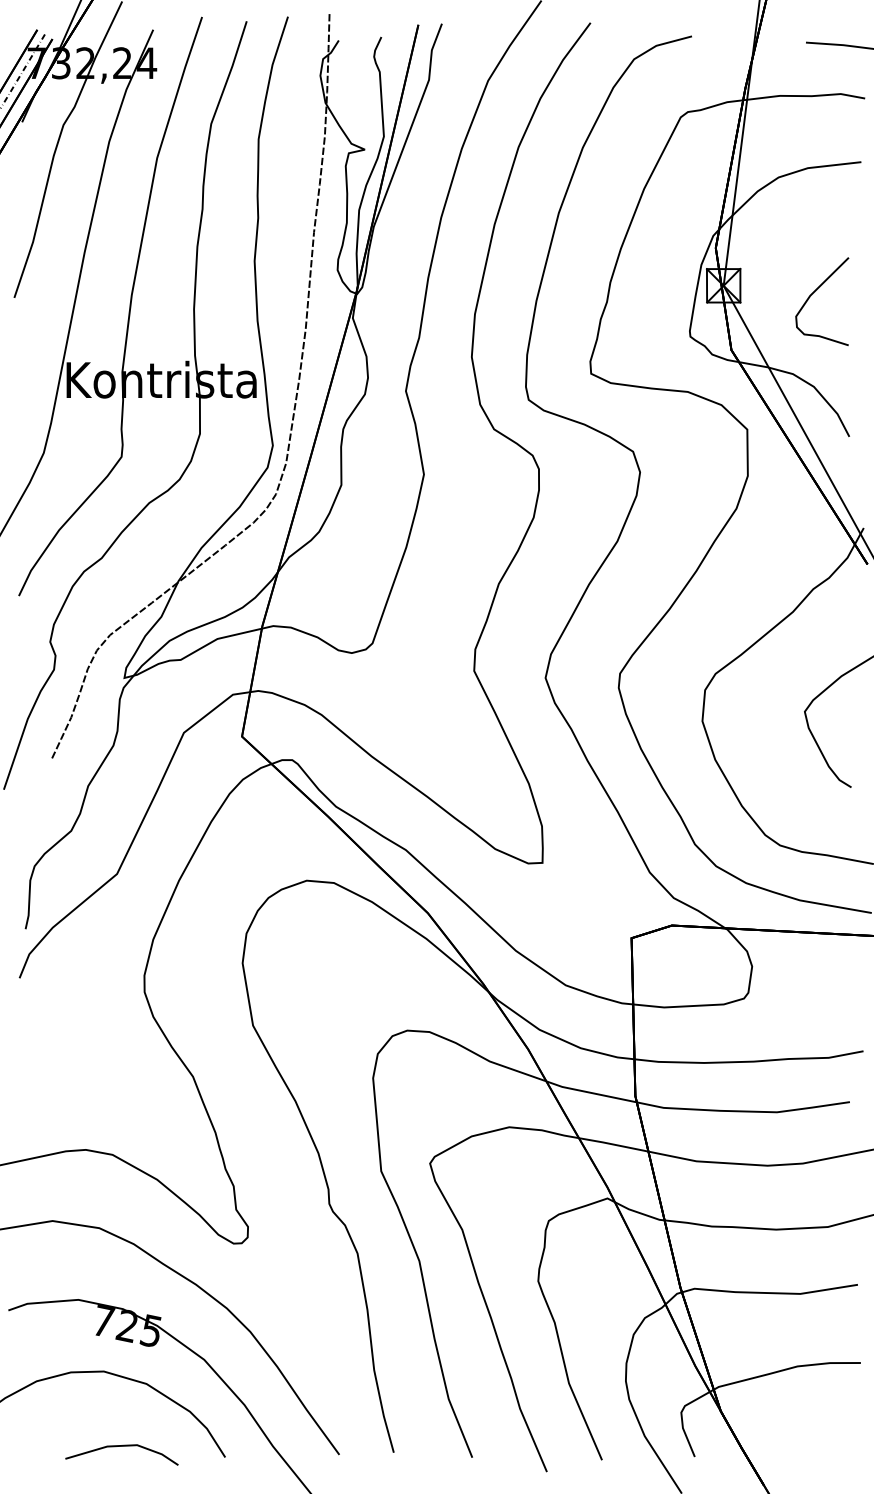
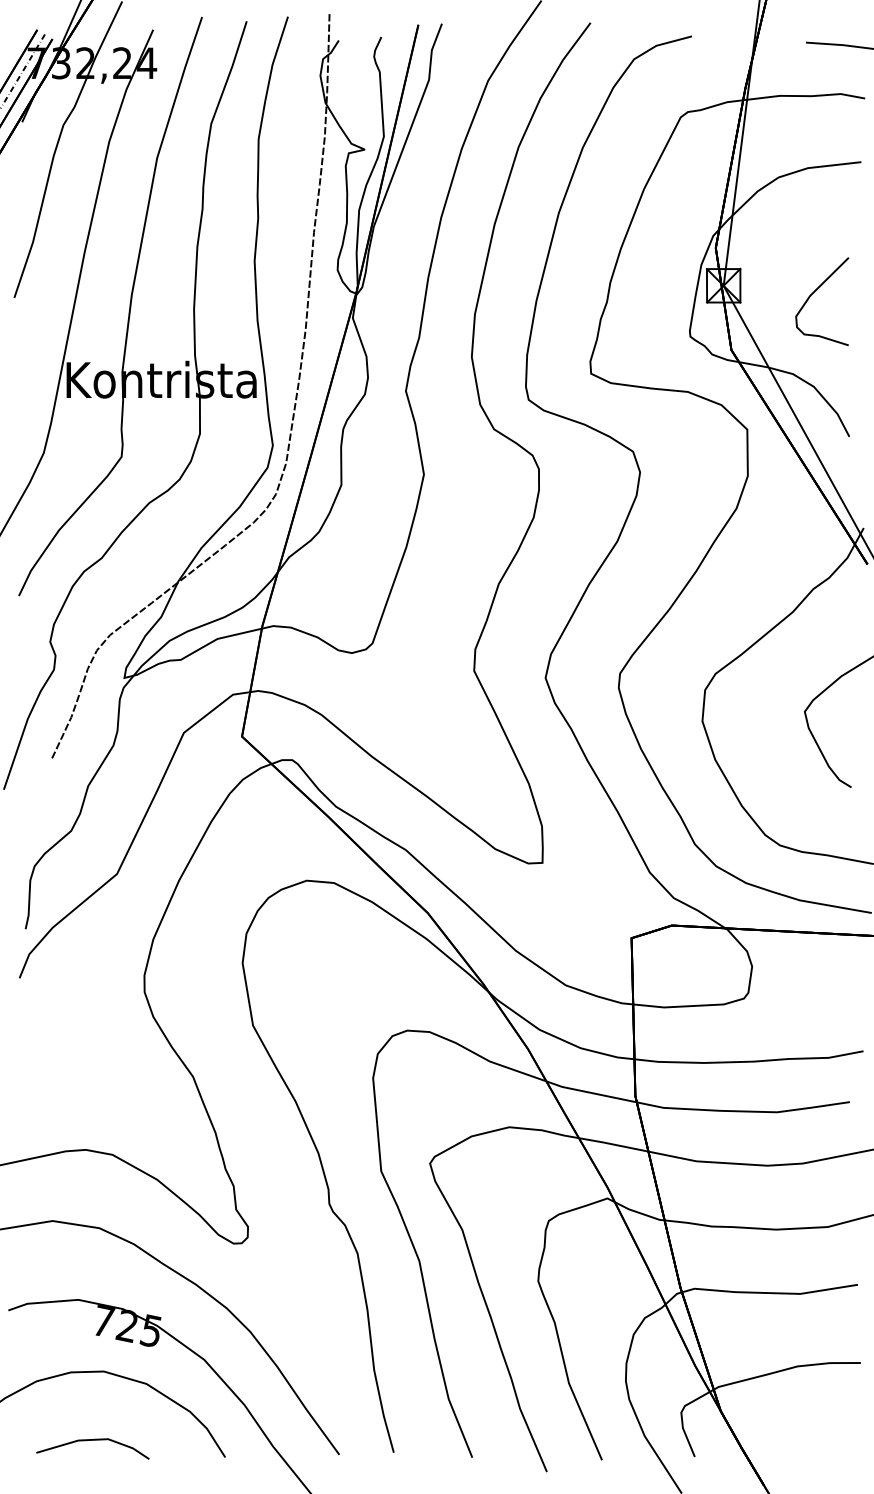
line position: (121, 1446) -> (92, 1440) (92, 1440)
